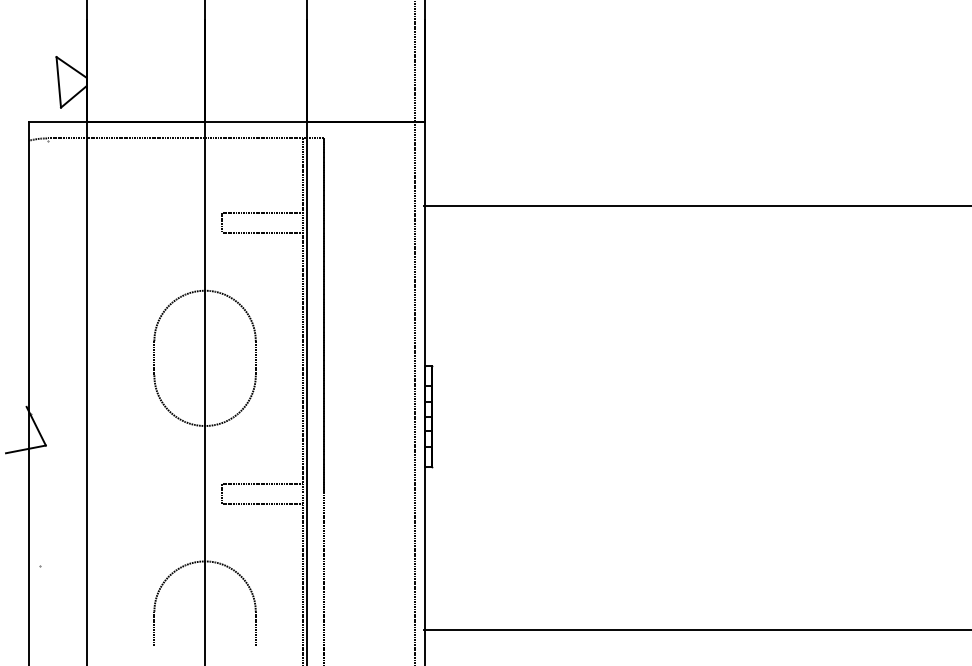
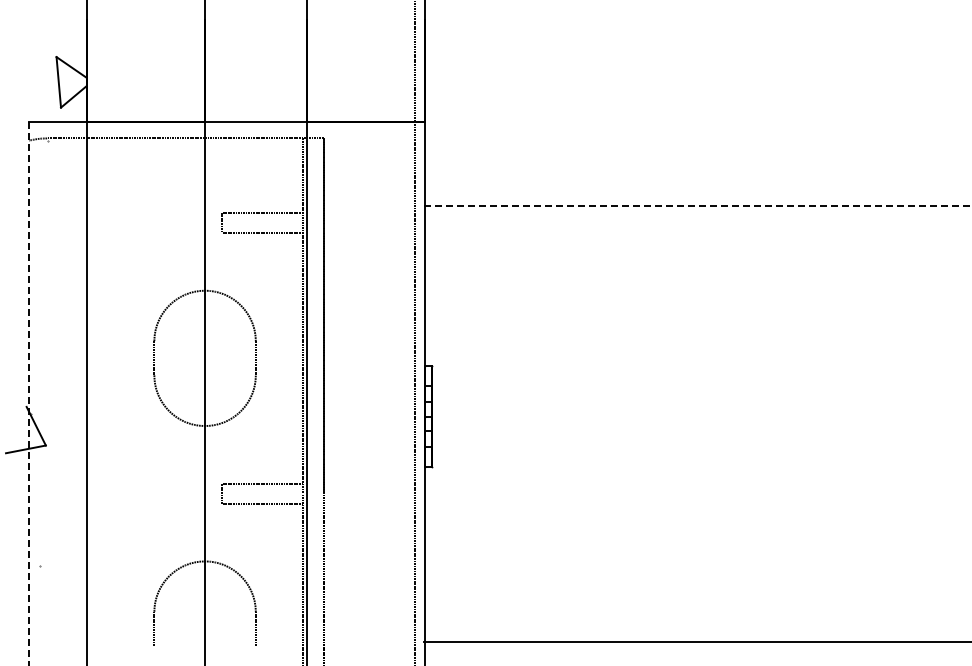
line: solid -> dashed (697, 205)
line: solid -> dashed (29, 393)
line position: (696, 630) -> (696, 642) (696, 642)
